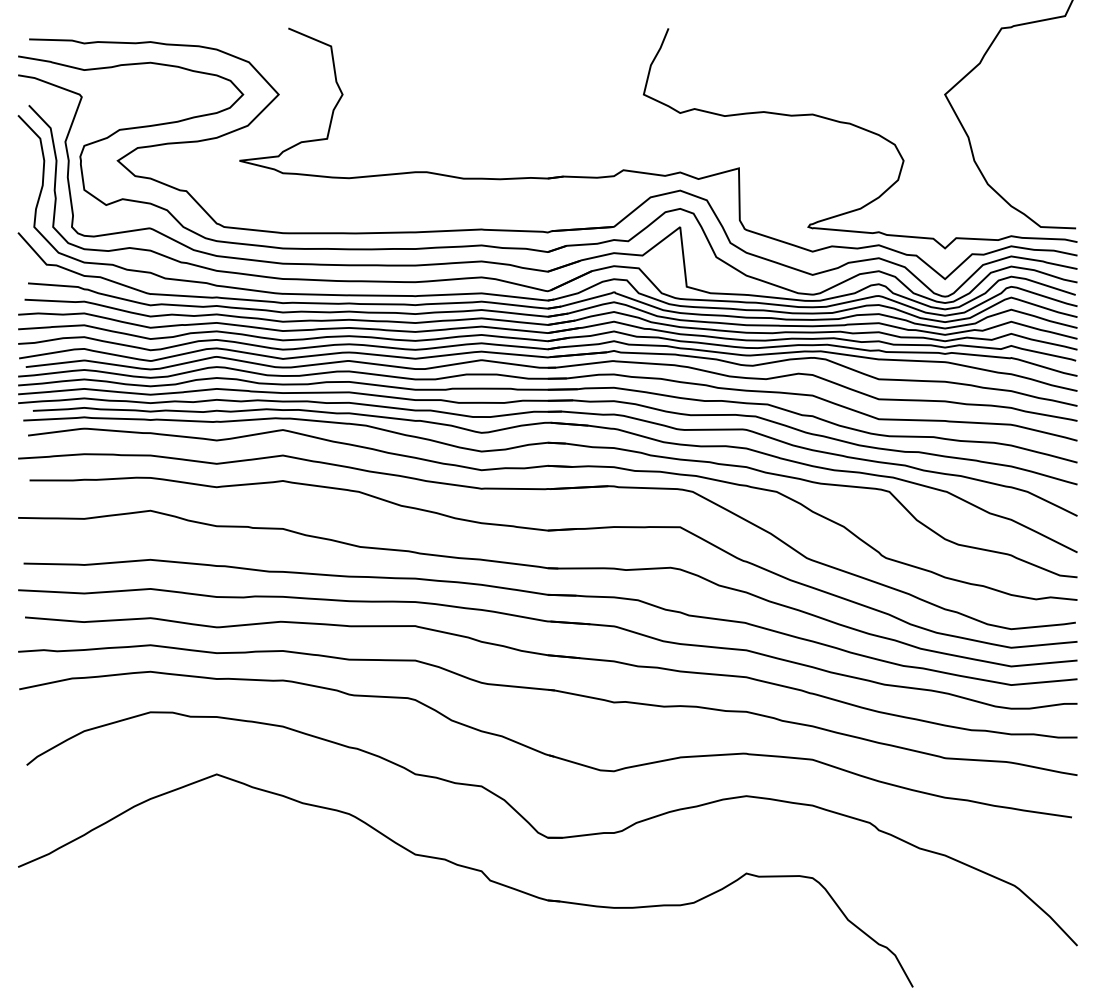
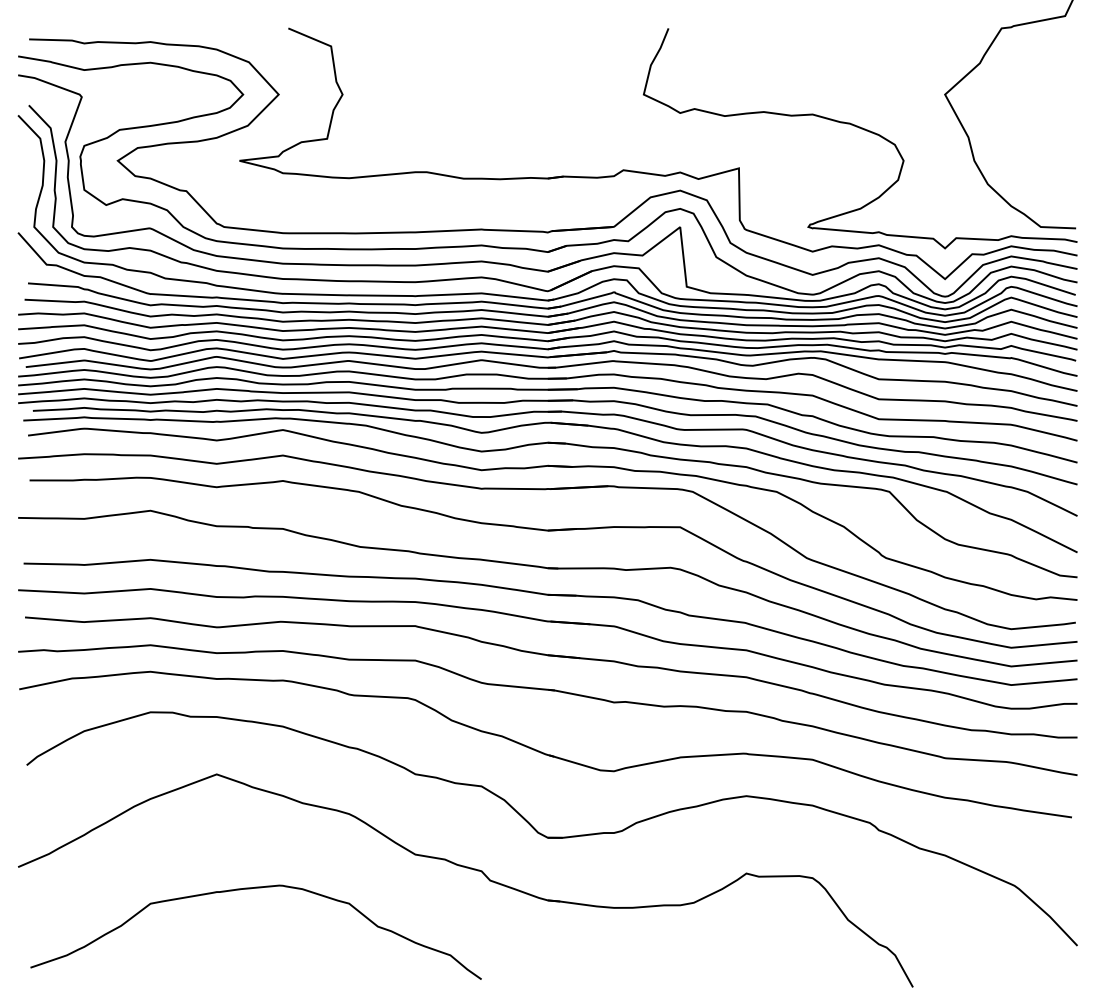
curve: none -> present (251, 889)
